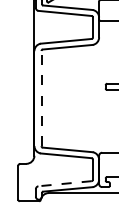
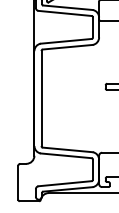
line: dashed -> solid (41, 98)
line: dashed -> solid (65, 183)
